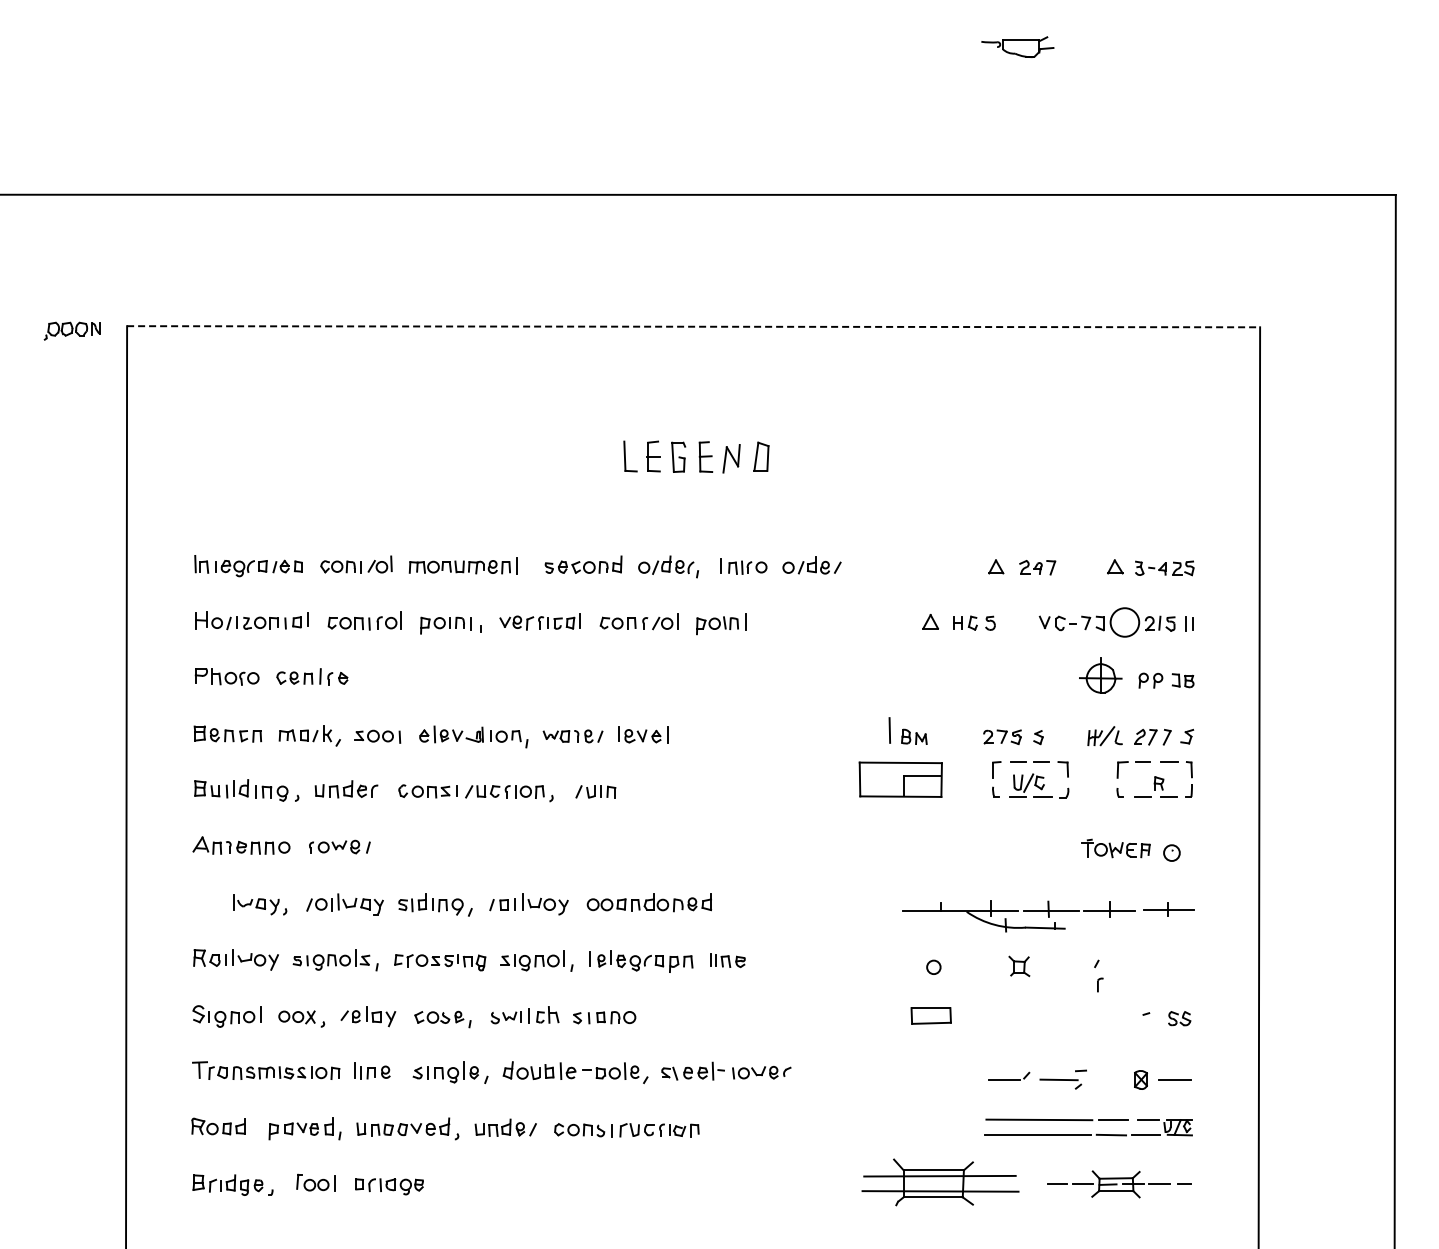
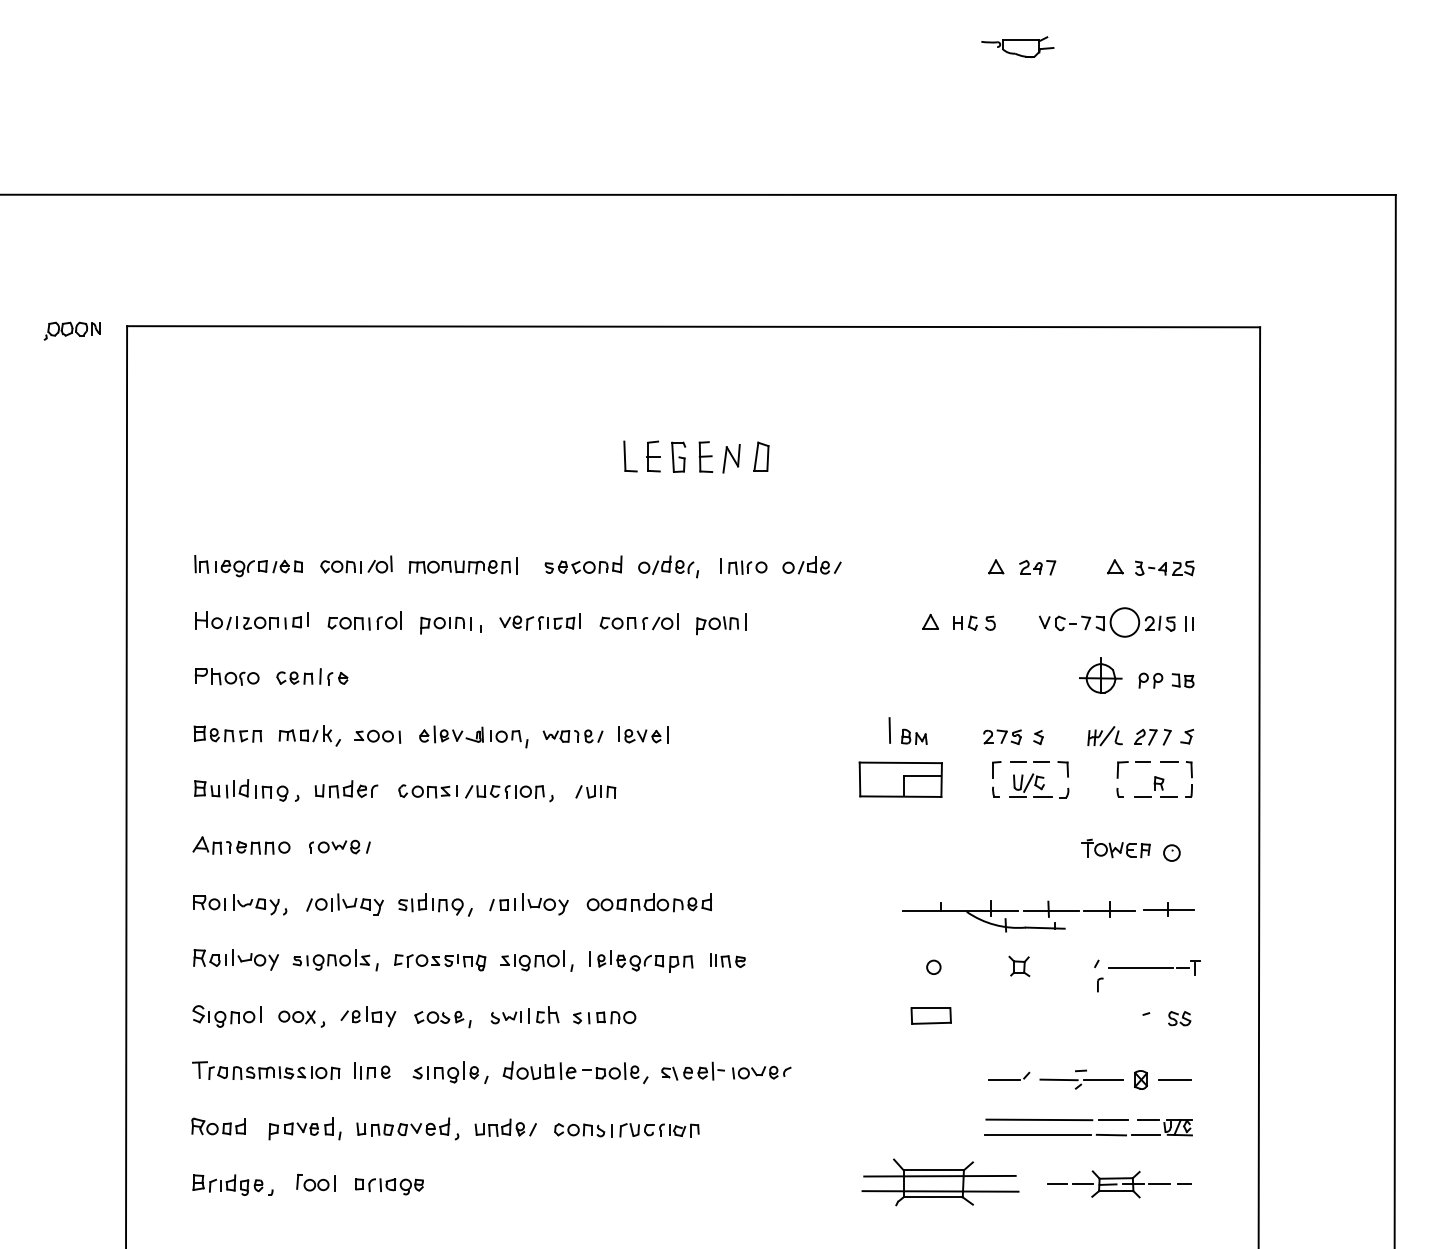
line: dashed -> solid (693, 326)
part: none -> present (209, 902)
part: none -> present (1154, 967)
line: none -> present (1103, 1079)
